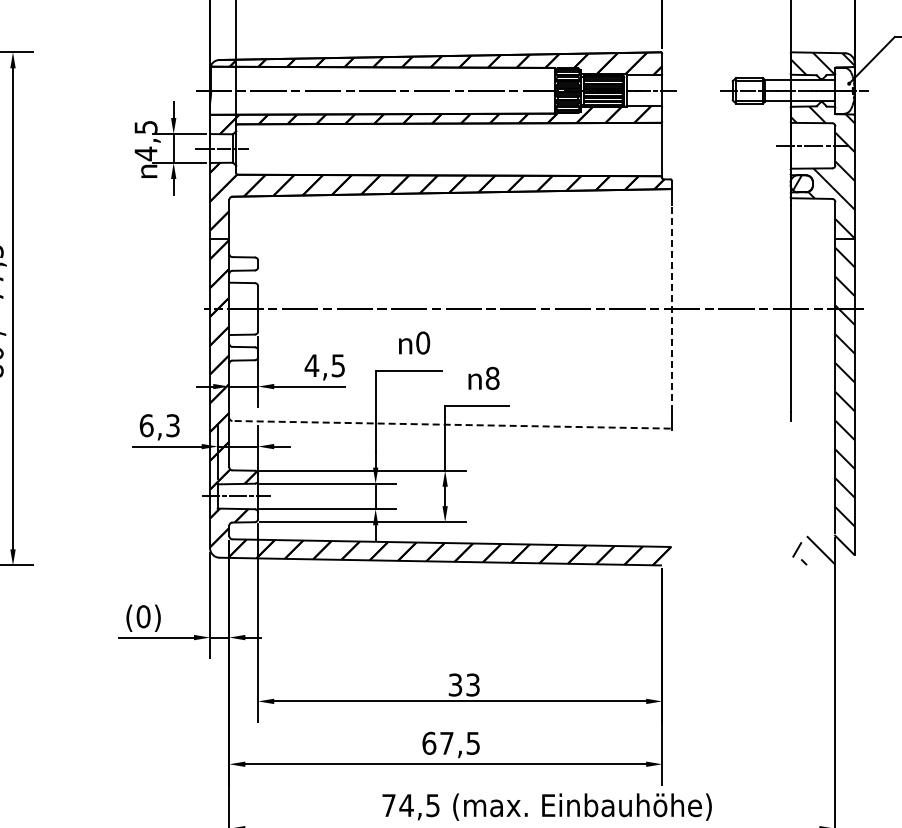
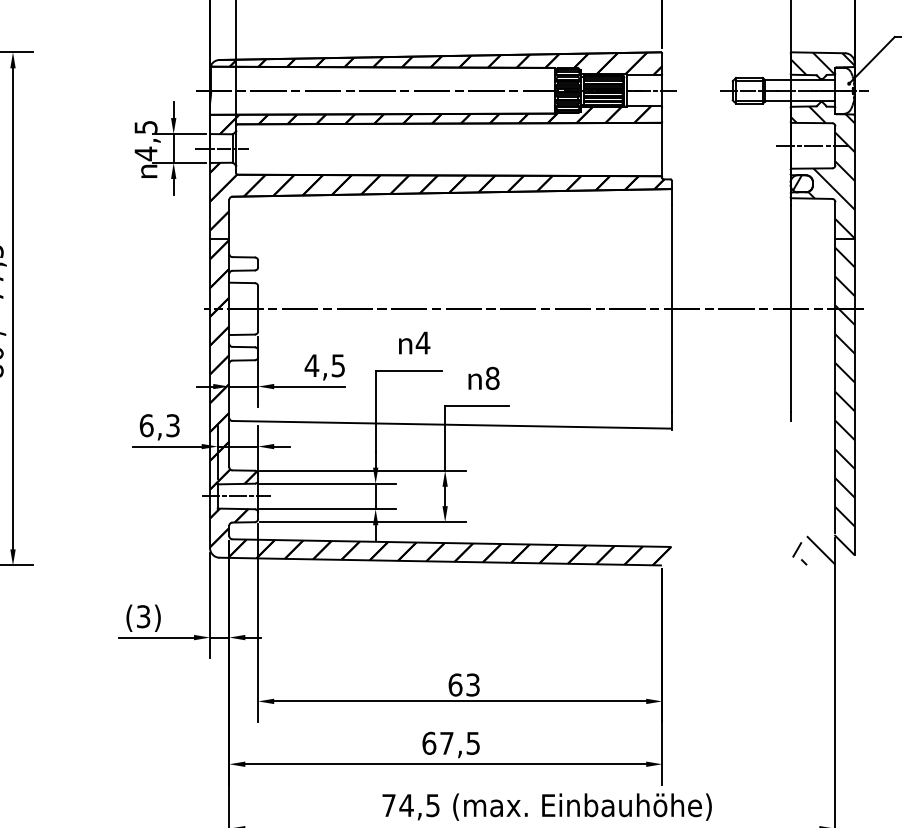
line: dashed -> solid (671, 308)
text: 0 -> 4 (422, 342)
line: dashed -> solid (451, 424)
text: (0) -> (3) (143, 616)
text: 33 -> 63 (455, 684)
